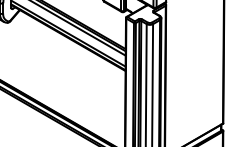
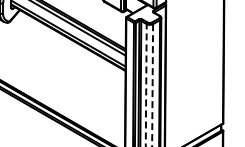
line: solid -> dashed (146, 84)
line: solid -> dashed (152, 85)
